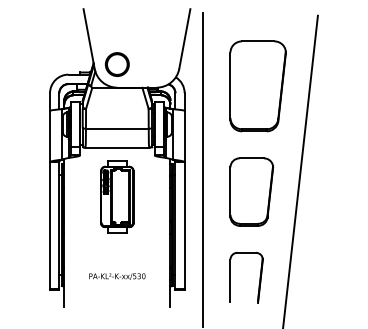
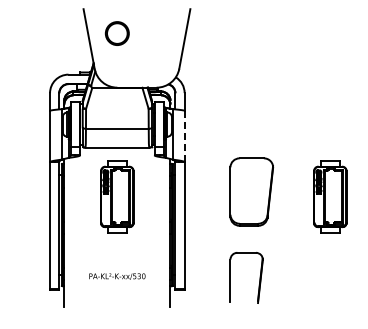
circle position: (116, 64) -> (116, 33) (116, 33)
part: present -> none (257, 86)
line: solid -> dashed (184, 136)
line: present -> none (202, 169)
line: present -> none (300, 170)
part: none -> present (330, 196)
